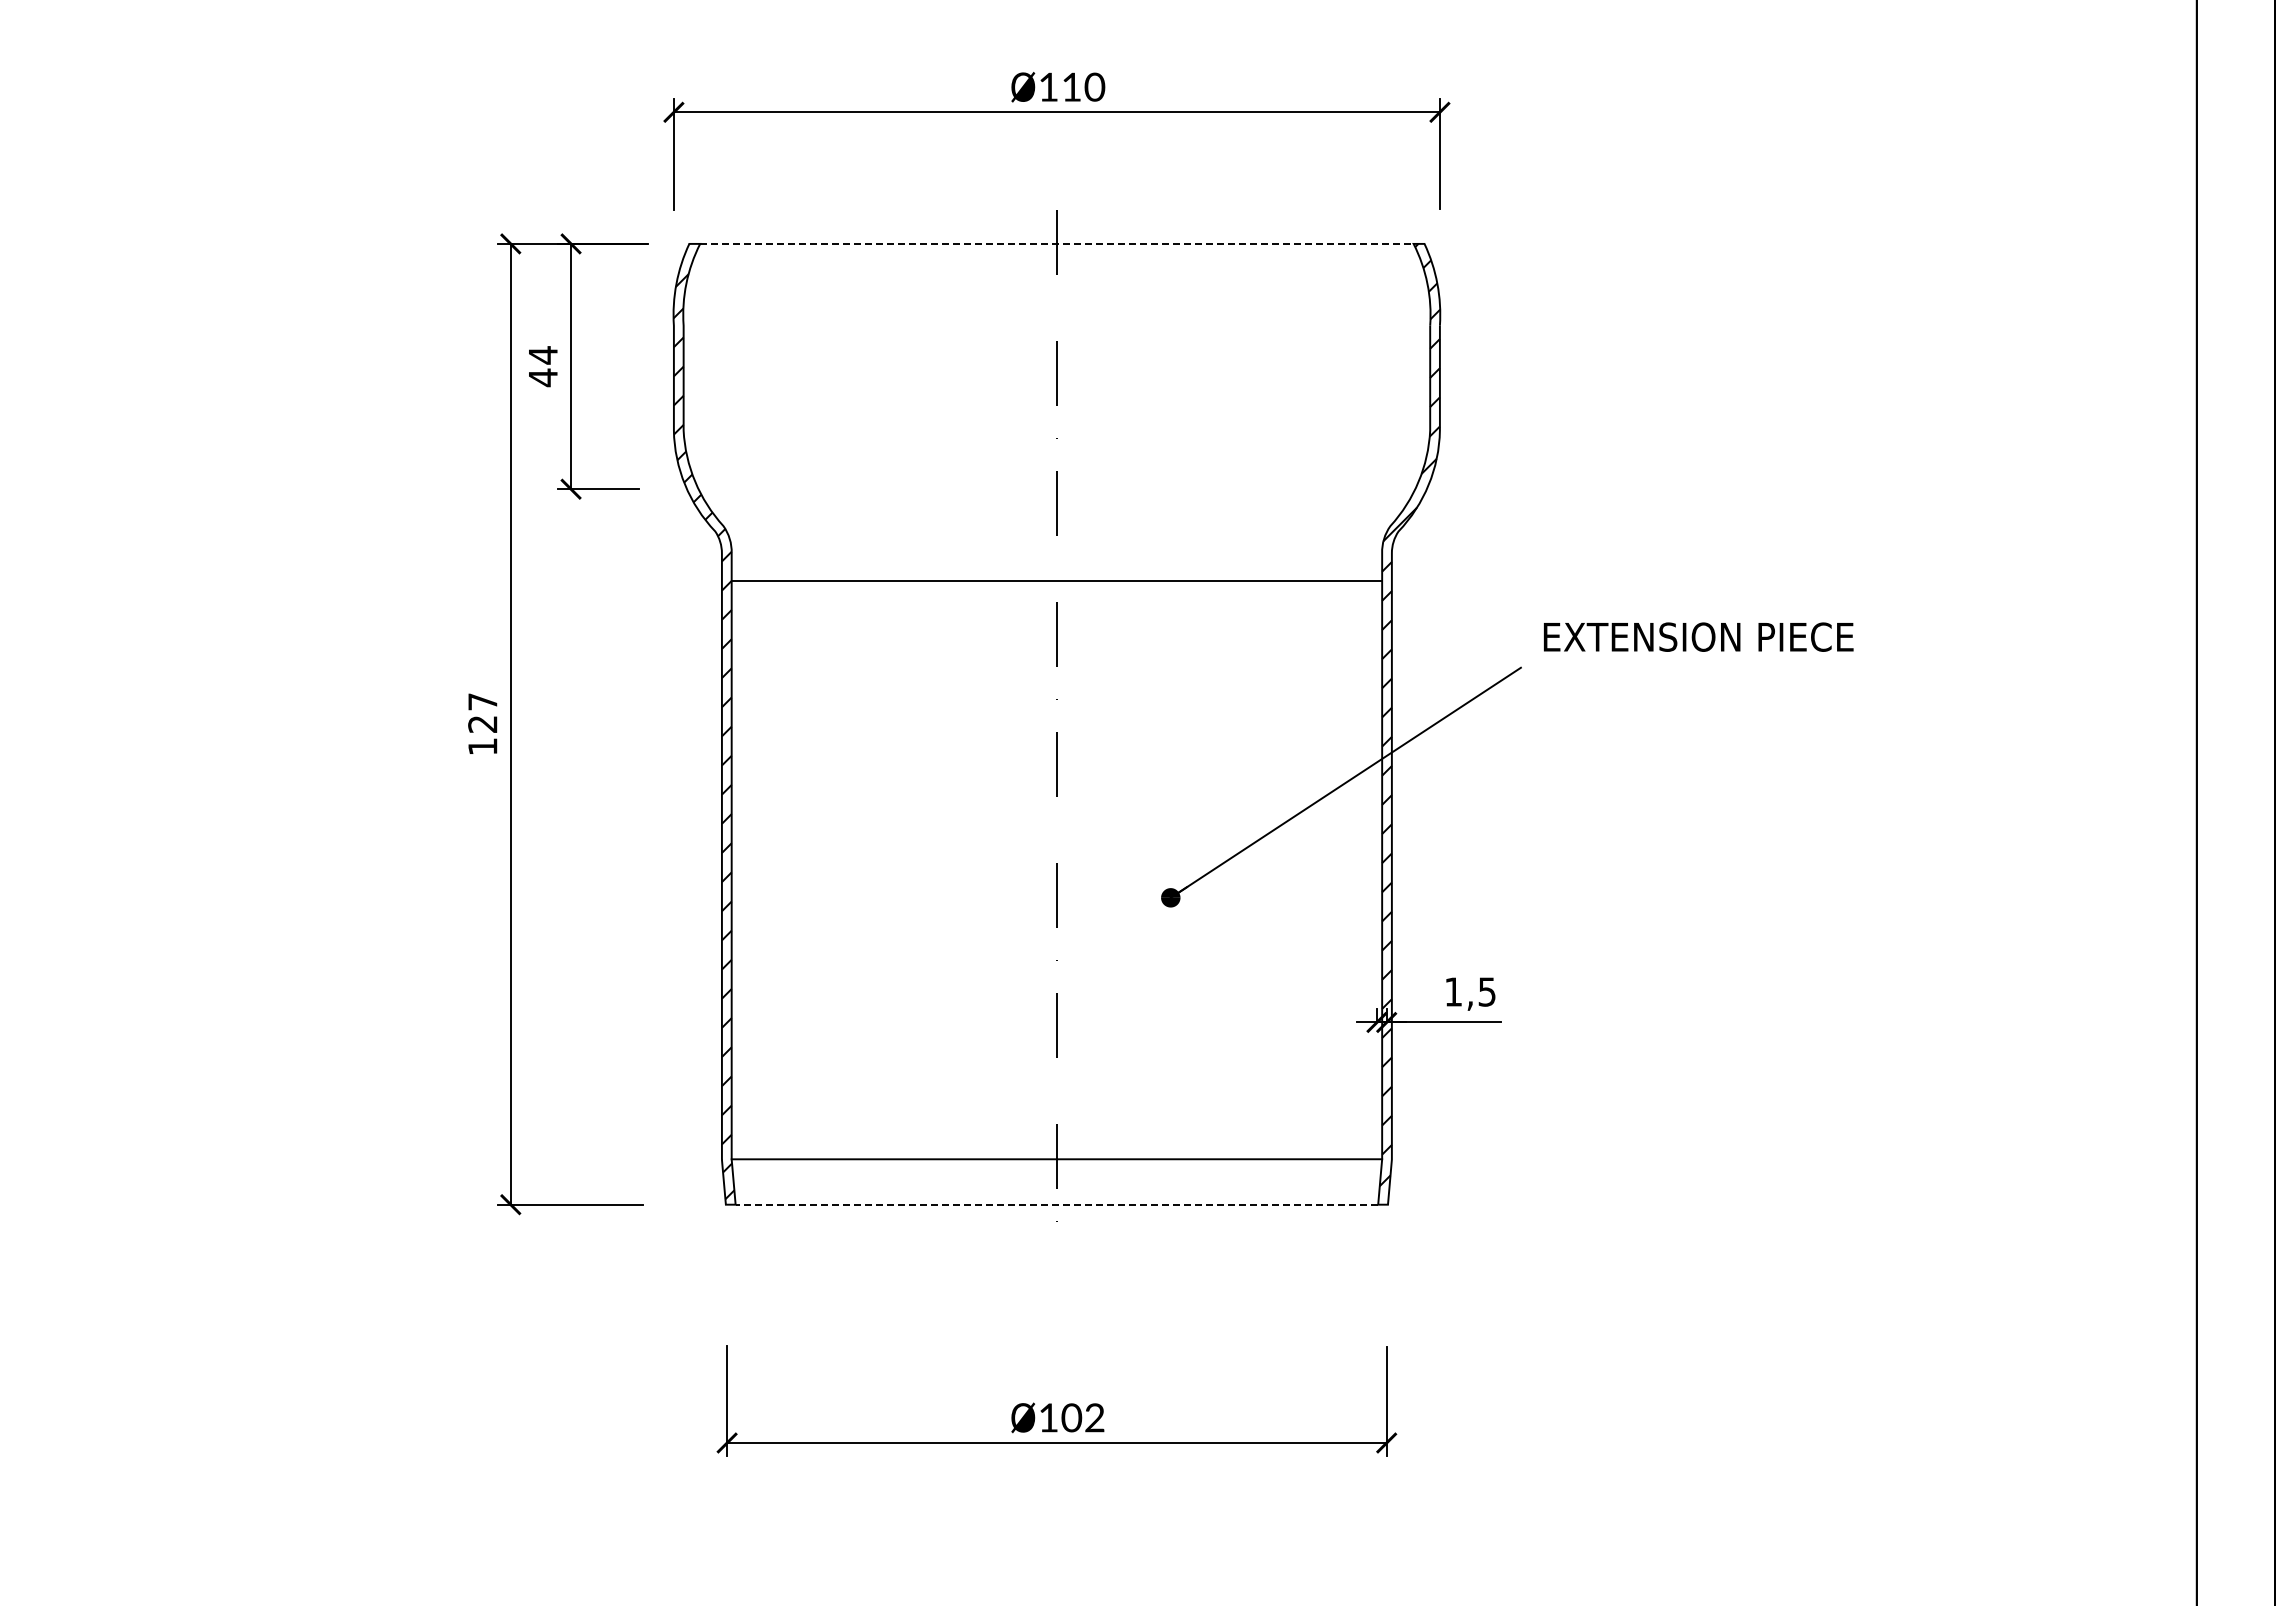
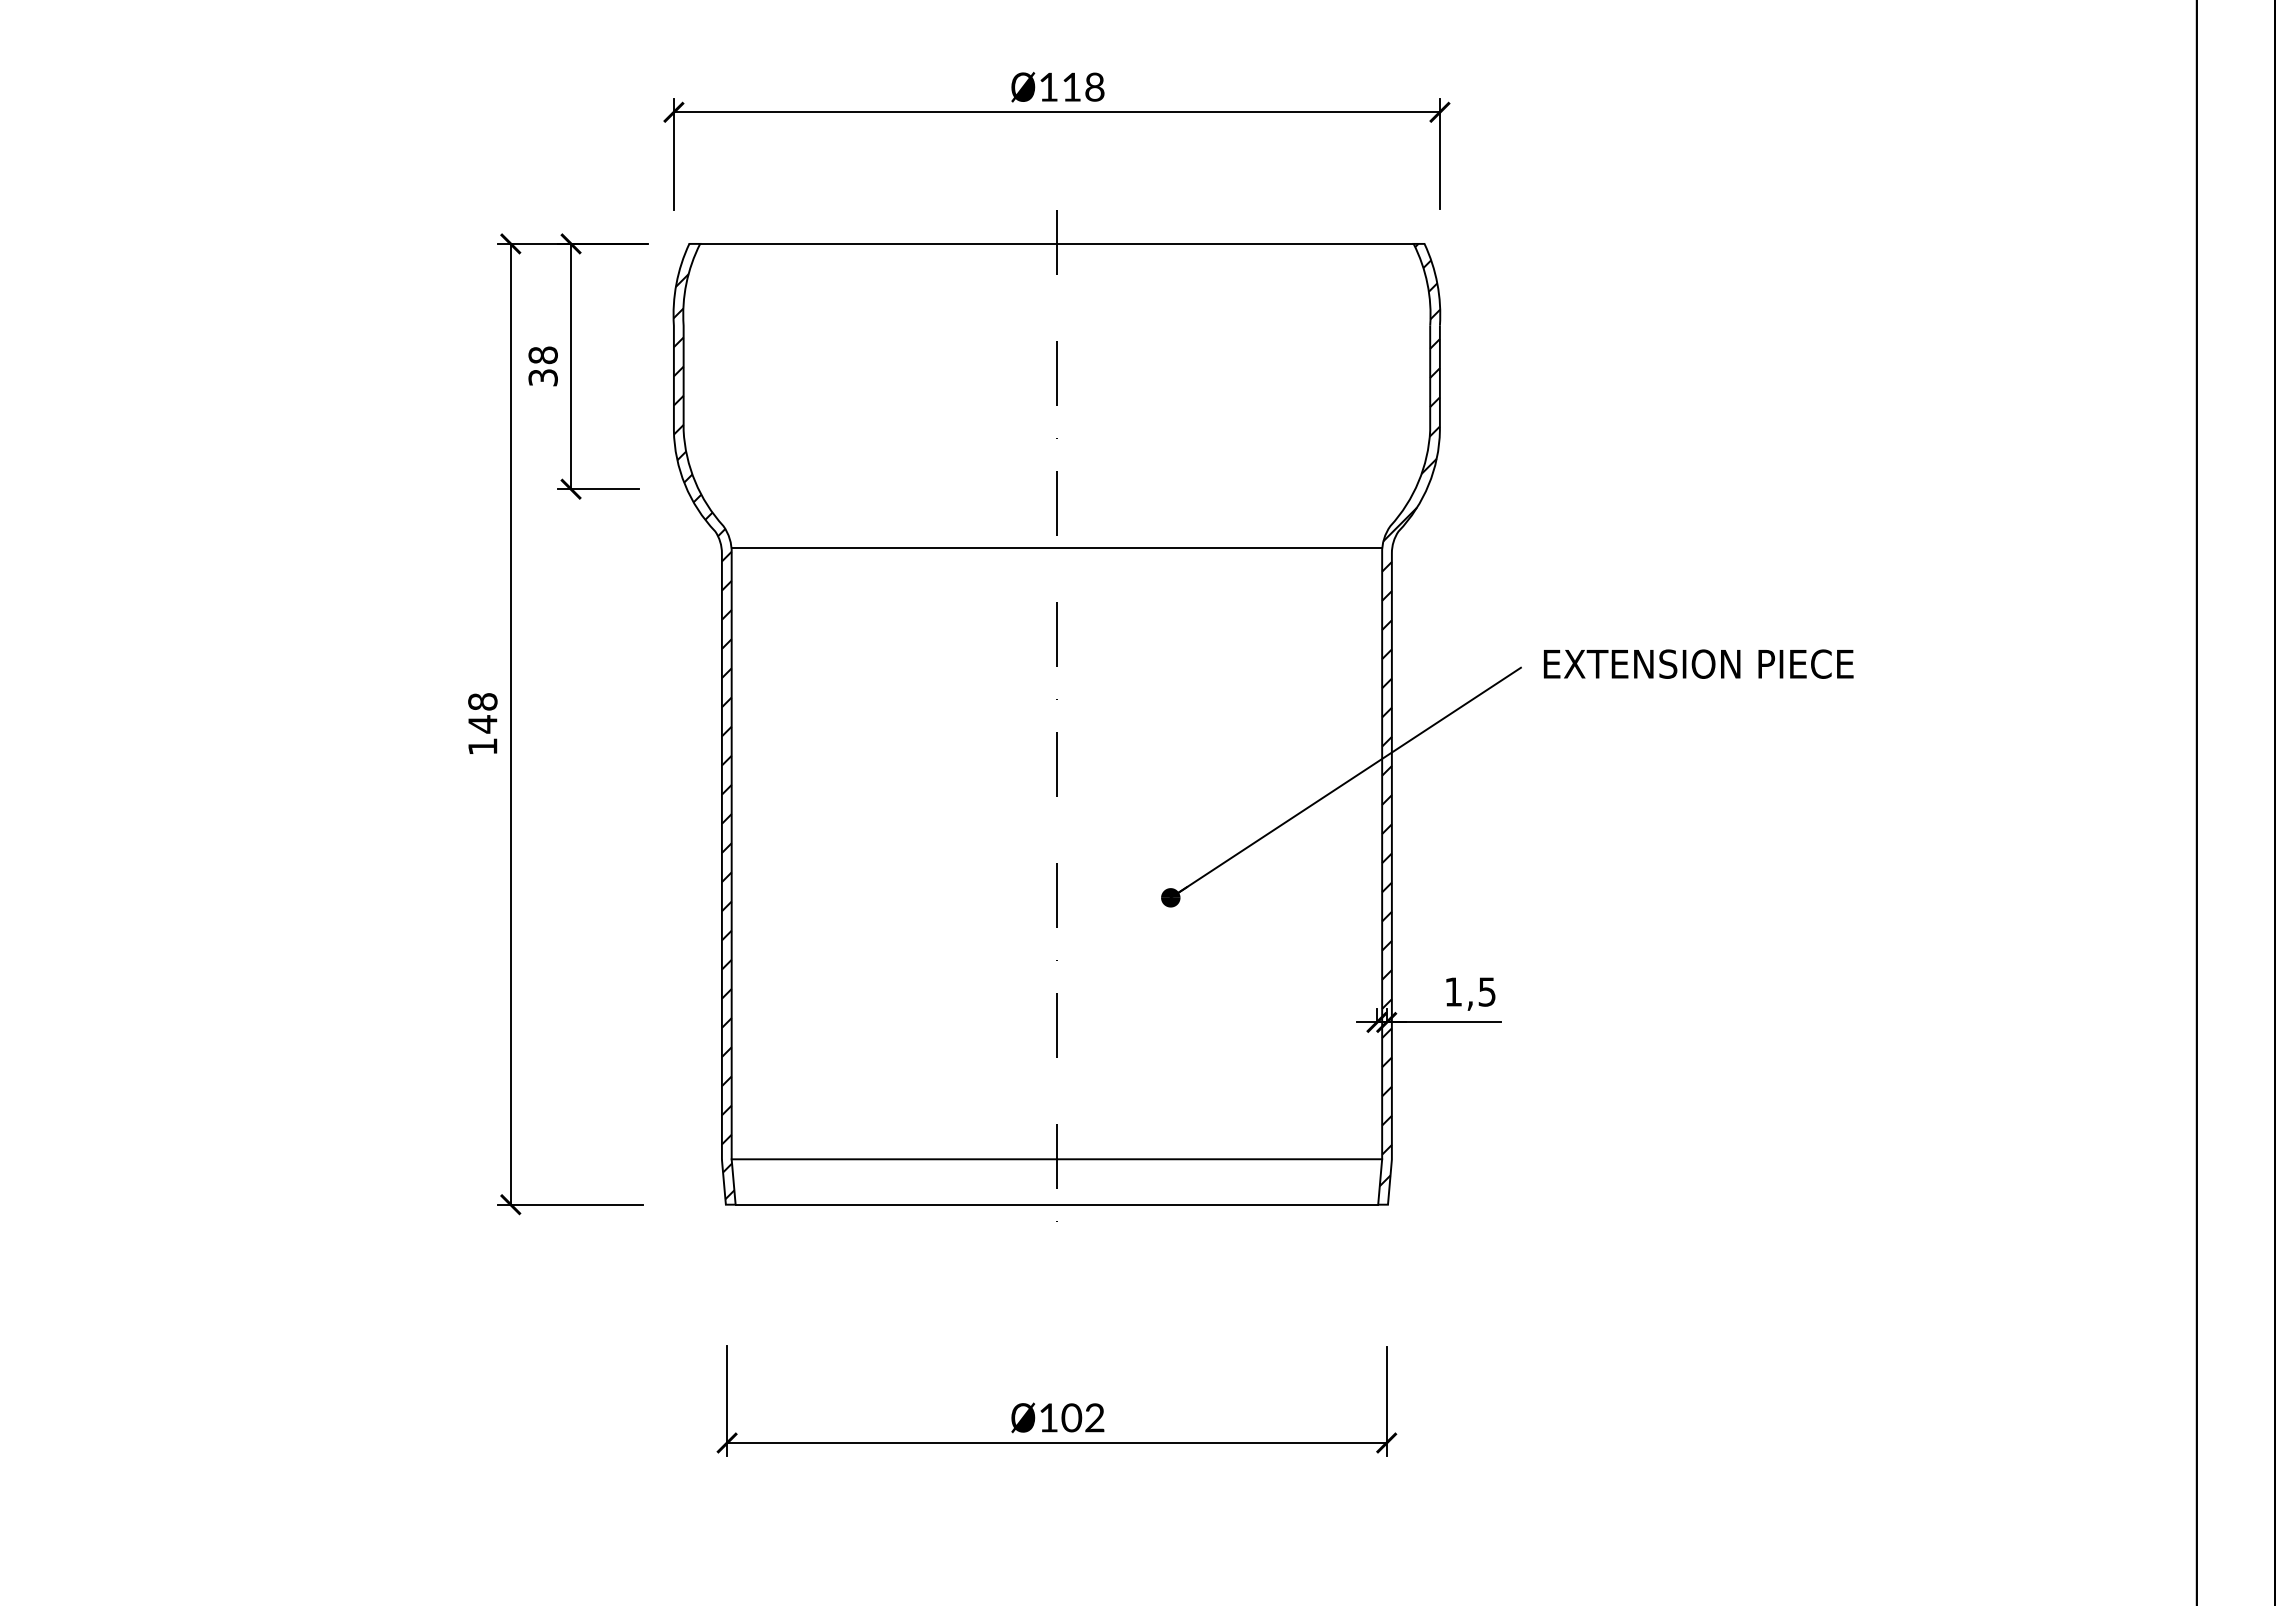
text: 110 -> 118 (1094, 87)
line: dashed -> solid (1056, 243)
text: 44 -> 38 (542, 366)
line position: (1056, 581) -> (1056, 548) (1056, 548)
text position: (1698, 636) -> (1698, 663) (1698, 663)
text: 127 -> 148 (482, 713)
line: dashed -> solid (1056, 1204)
